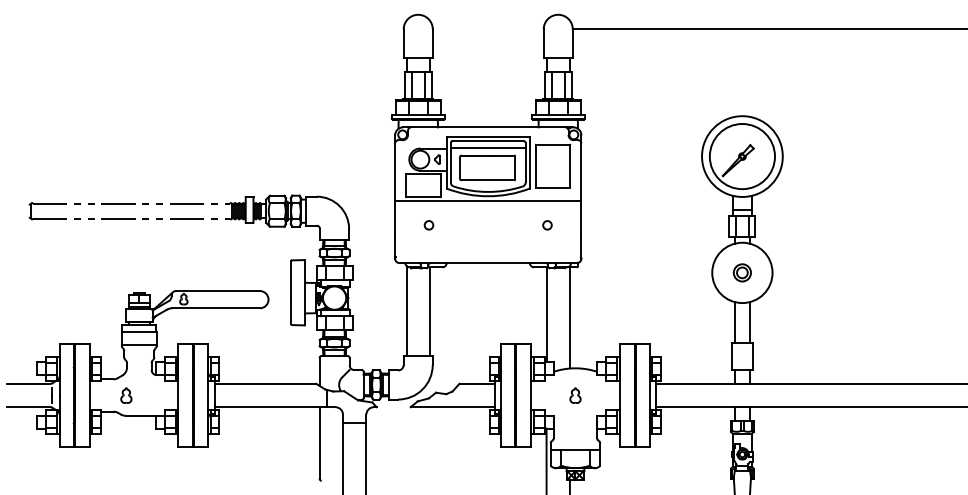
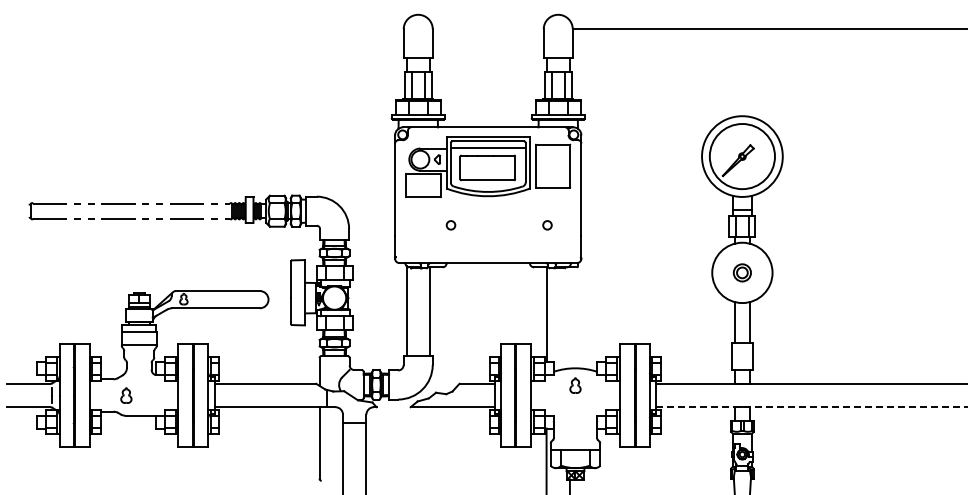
line: present -> none (488, 201)
circle position: (428, 225) -> (450, 225) (450, 225)
line: present -> none (569, 317)
part position: (575, 395) -> (575, 385) (575, 385)
line: solid -> dashed (812, 407)
